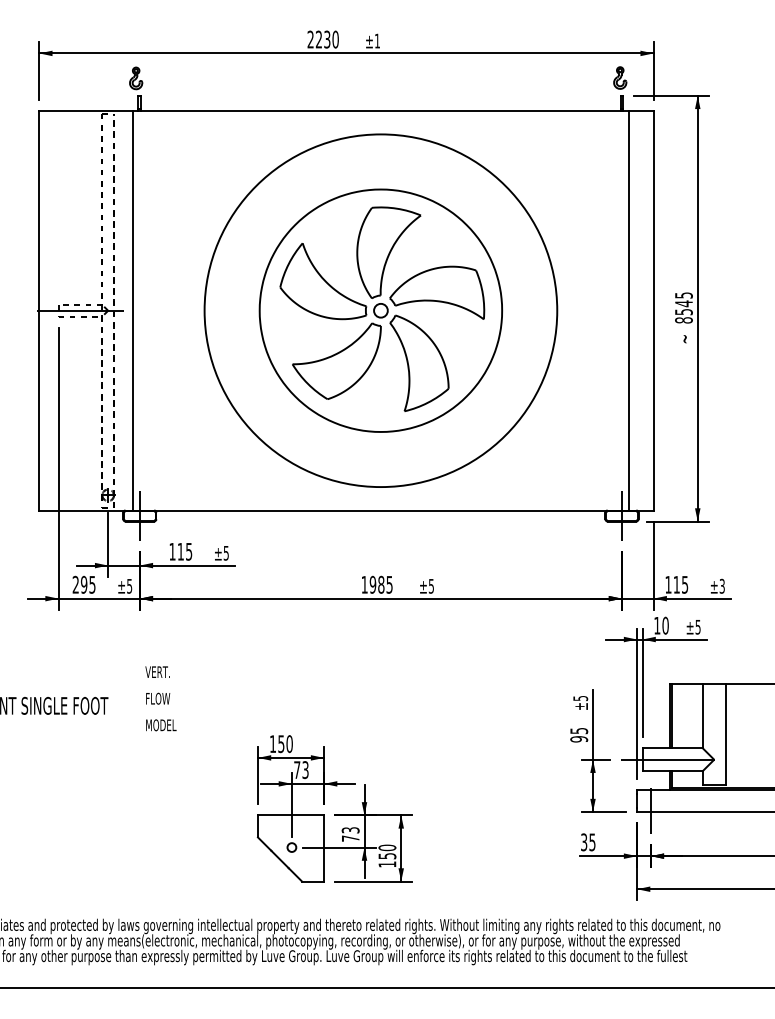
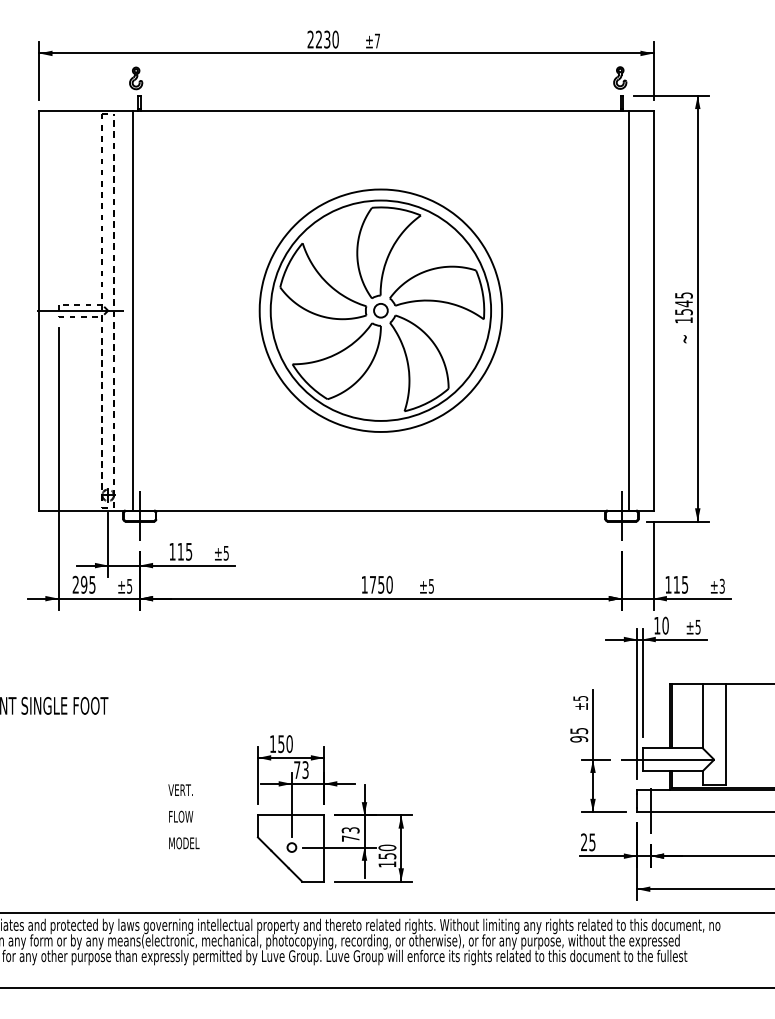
text: ±1 -> ±7 (377, 40)
circle diameter: 353 px -> 220 px (380, 310)
text: 8545 -> 1545 (683, 320)
text: 1985 -> 1750 (380, 584)
text position: (160, 698) -> (183, 816) (183, 816)
text: 35 -> 25 (584, 842)
line: none -> present (386, 912)
